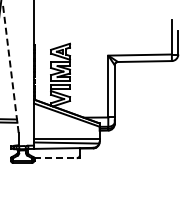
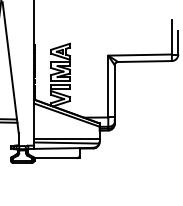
line: dashed -> solid (10, 67)
line: dashed -> solid (55, 158)
